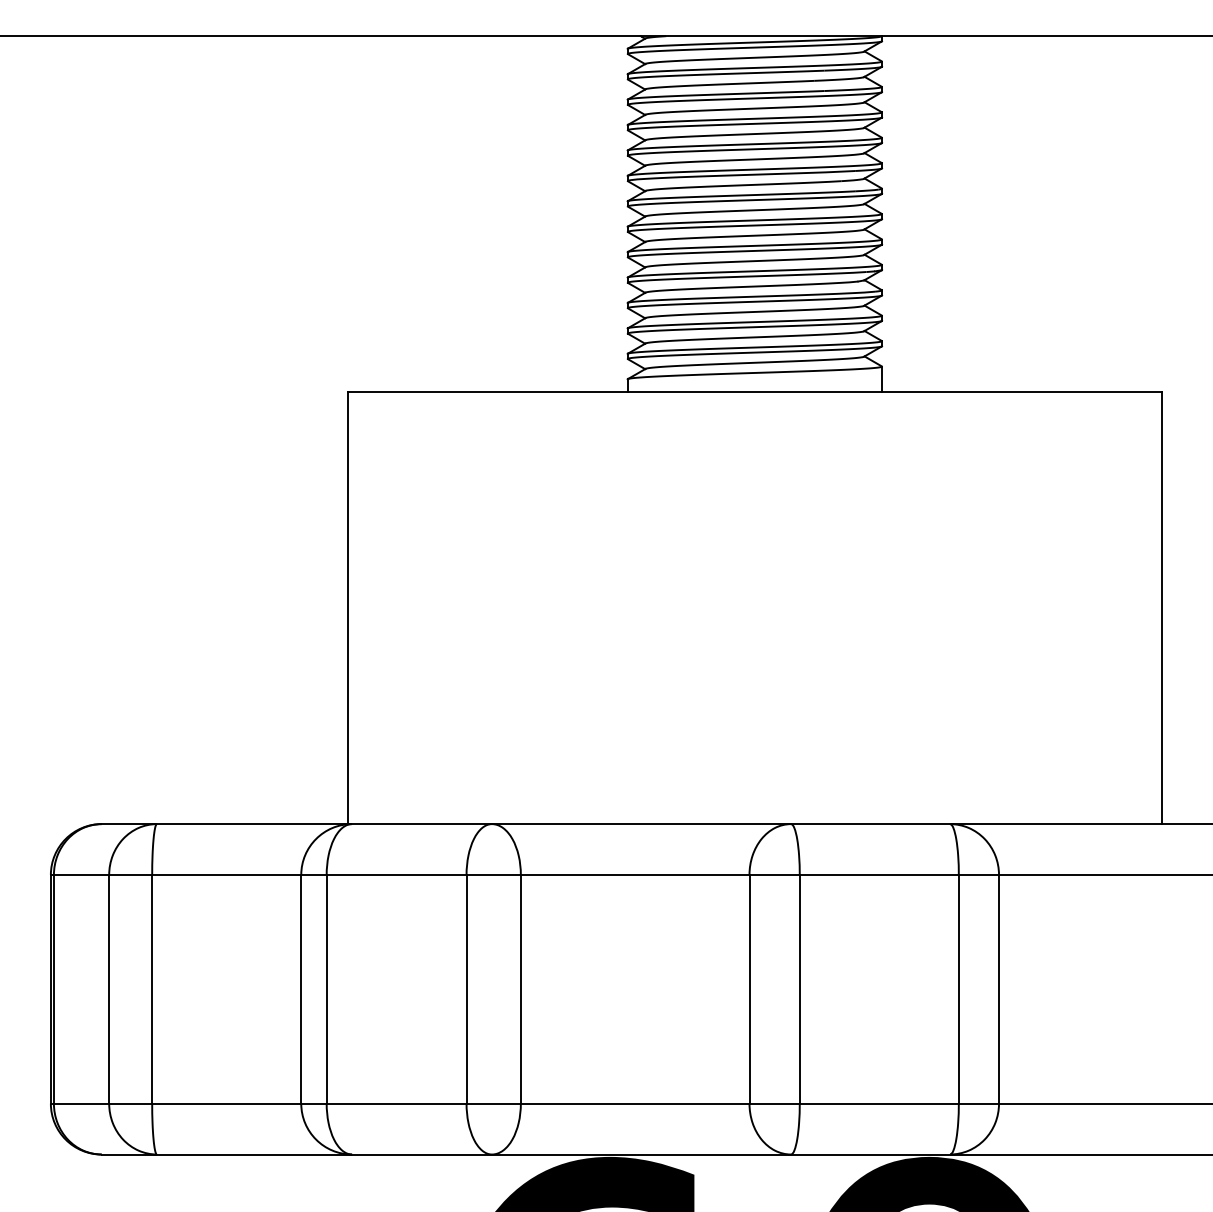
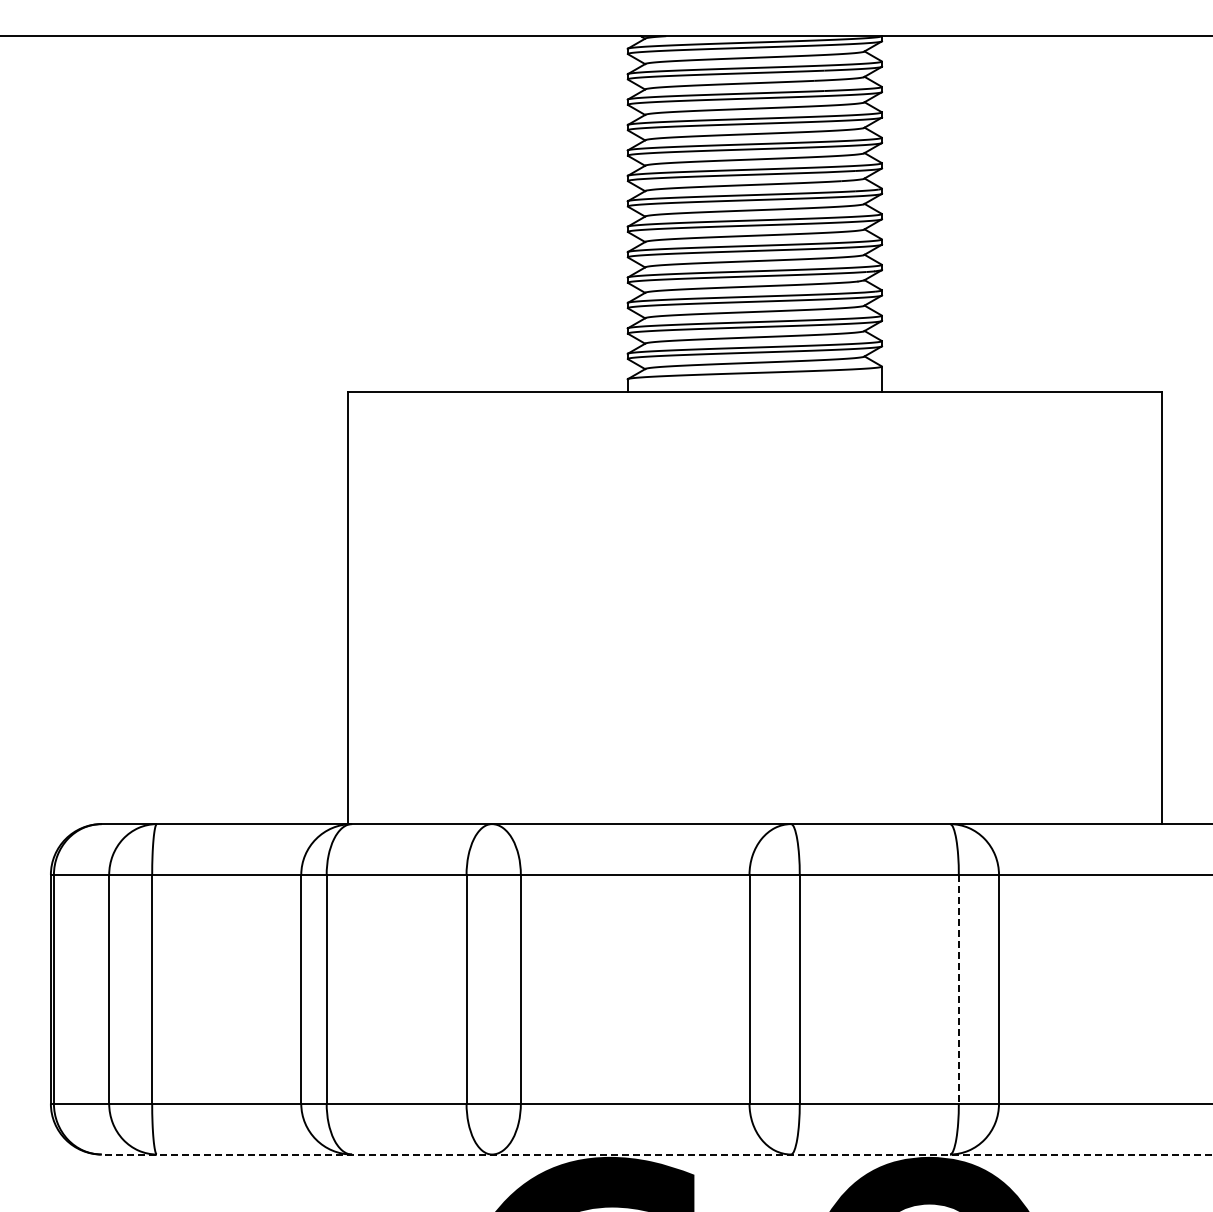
line: solid -> dashed (958, 989)
line: solid -> dashed (656, 1154)
